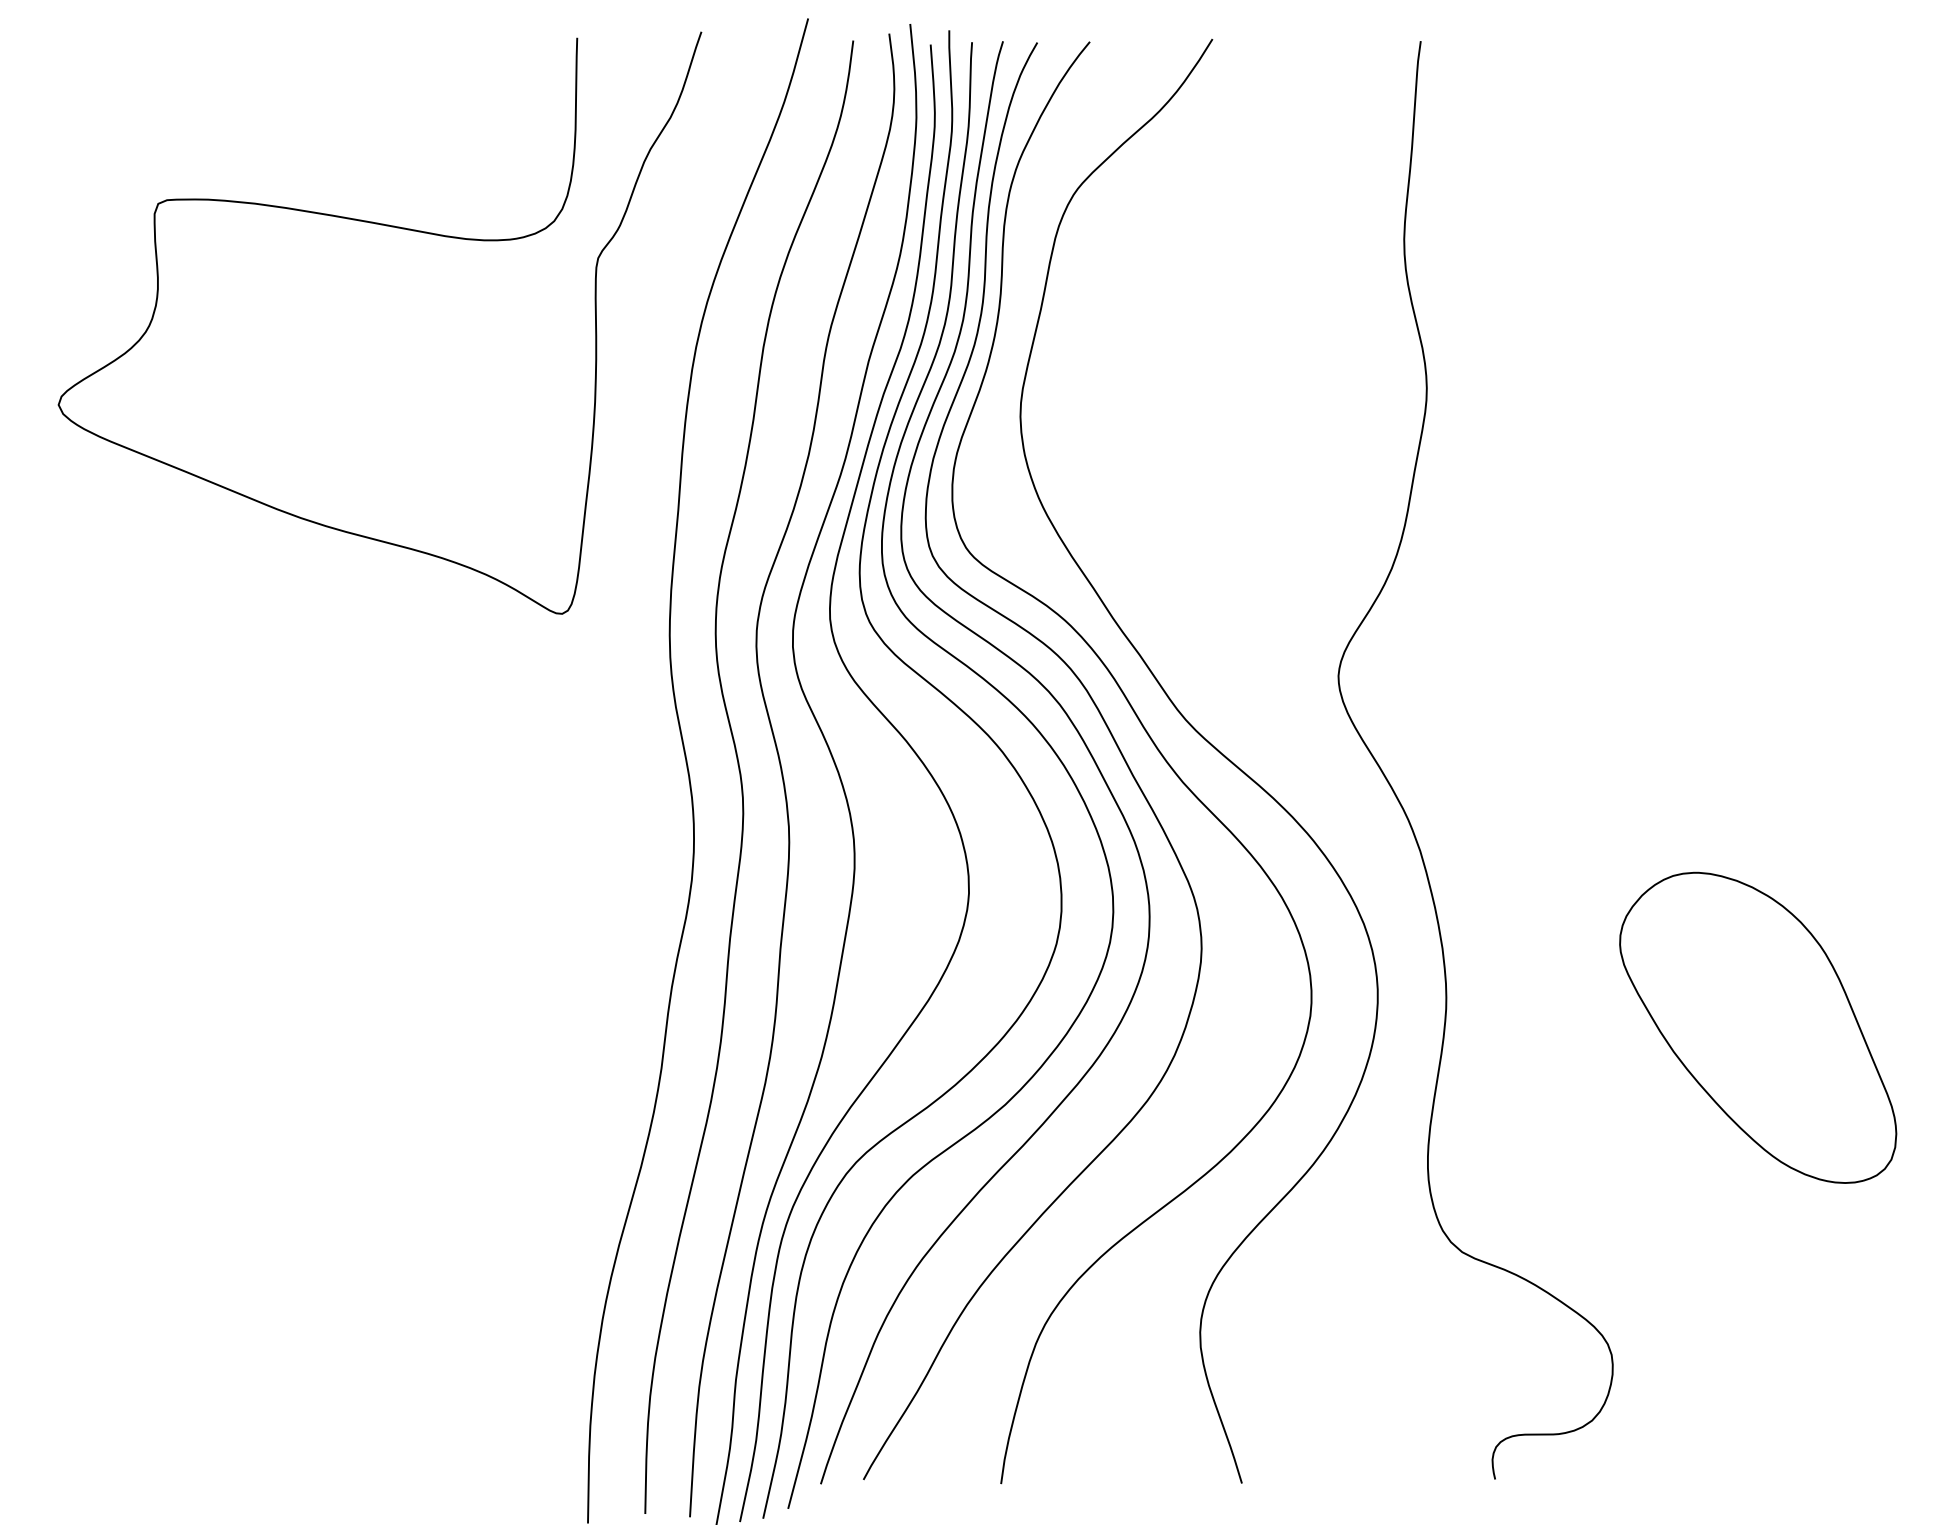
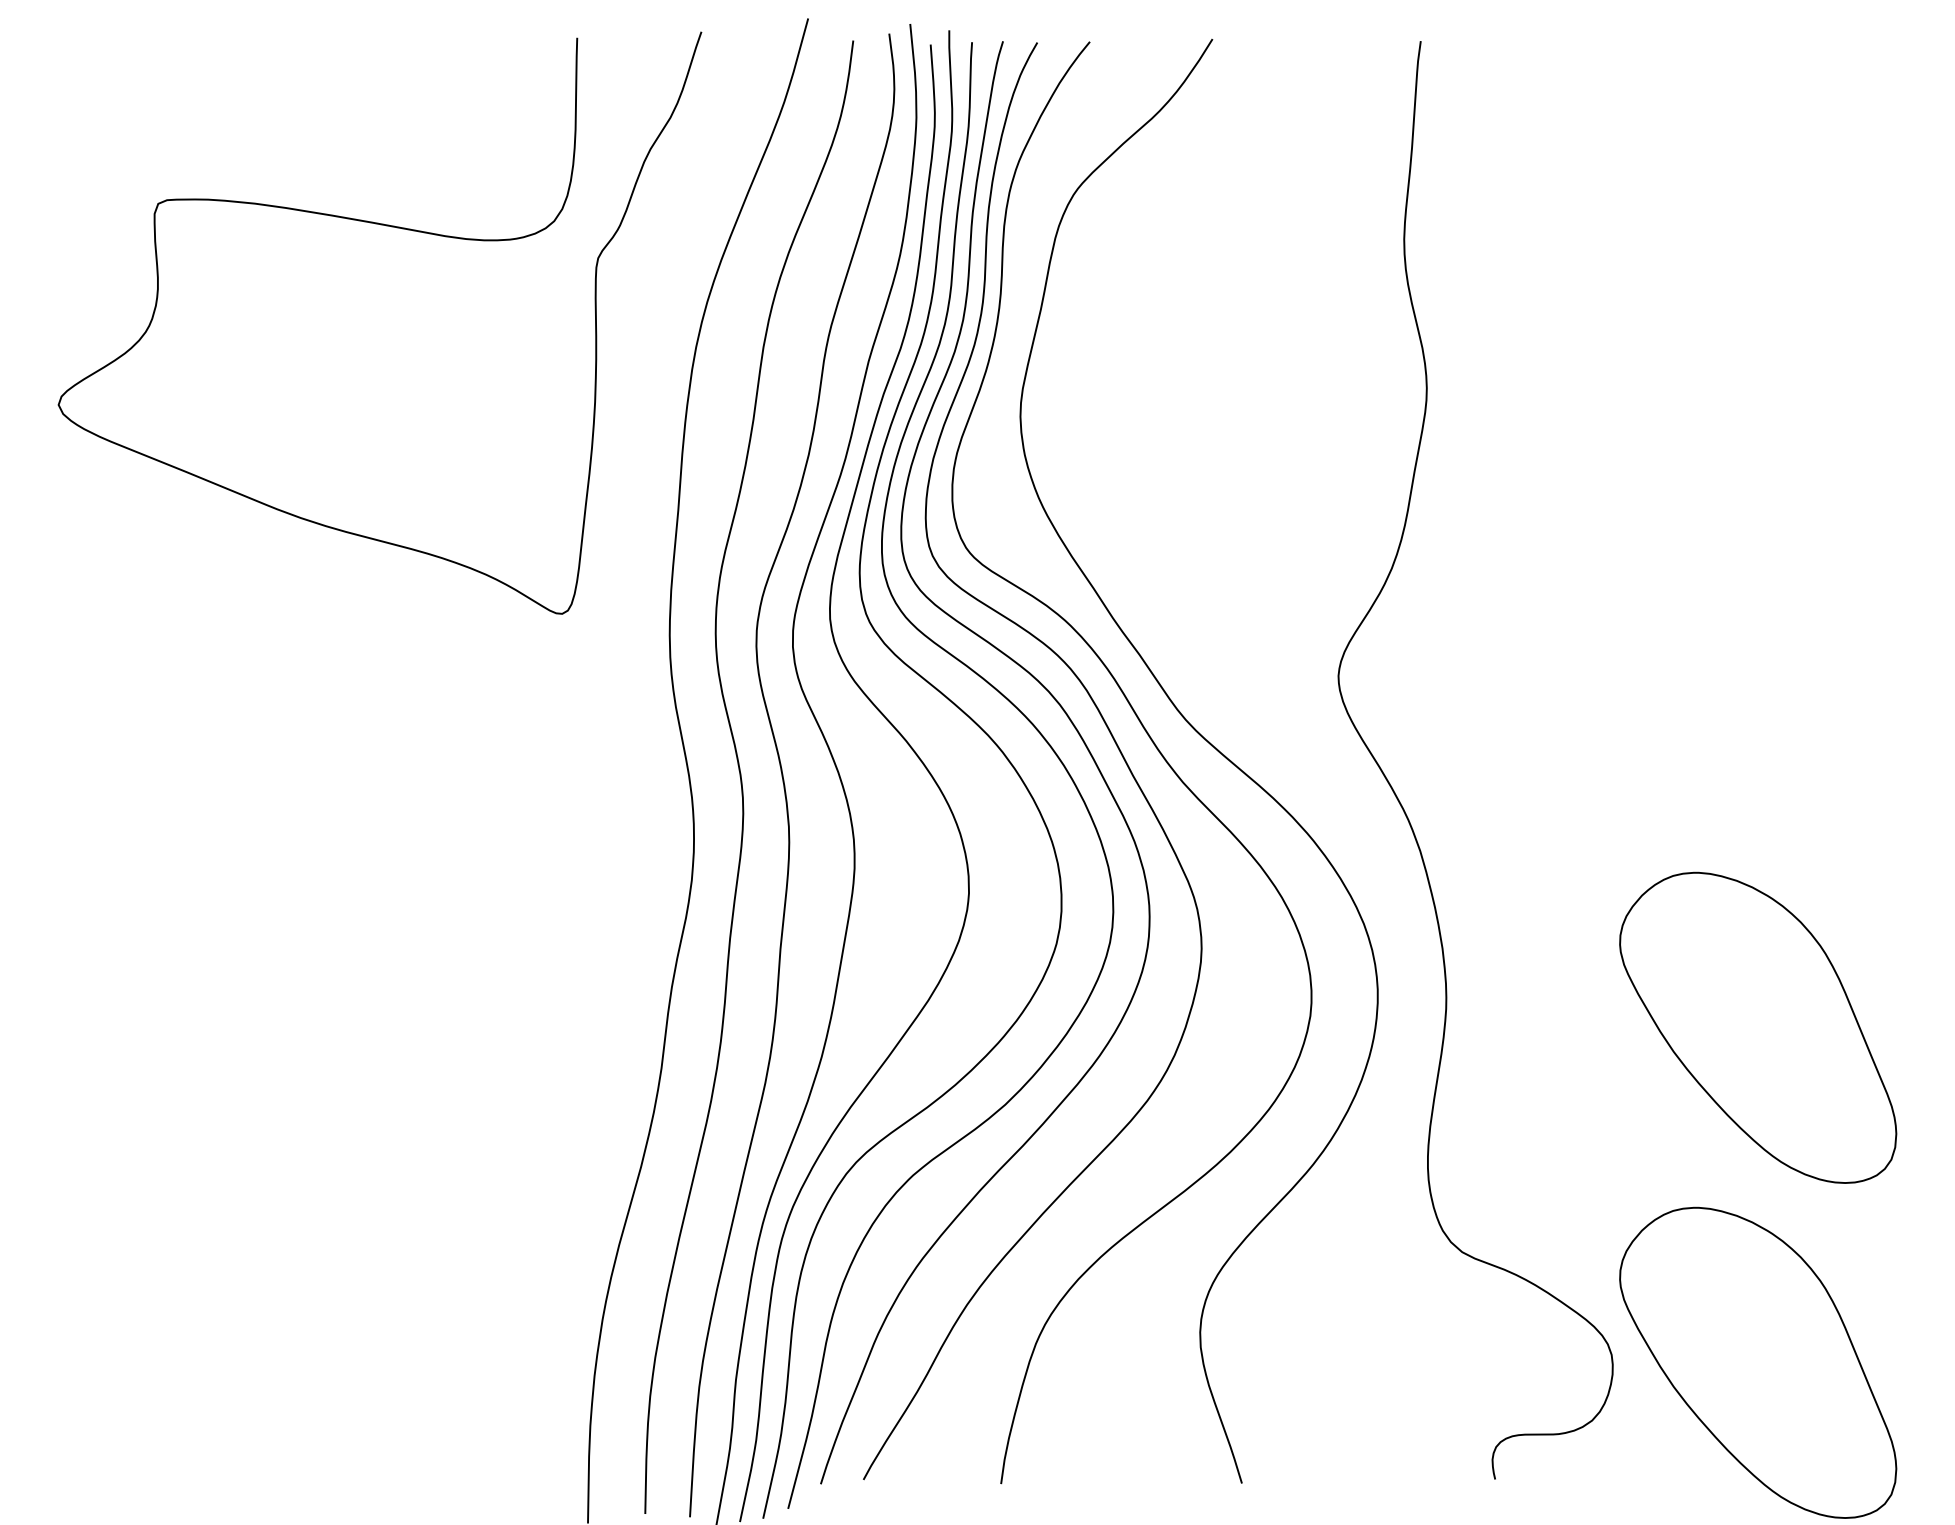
part: none -> present (1758, 1362)
